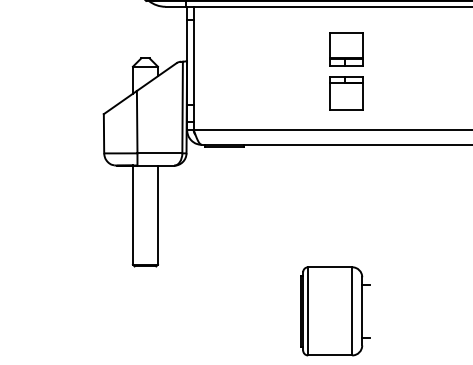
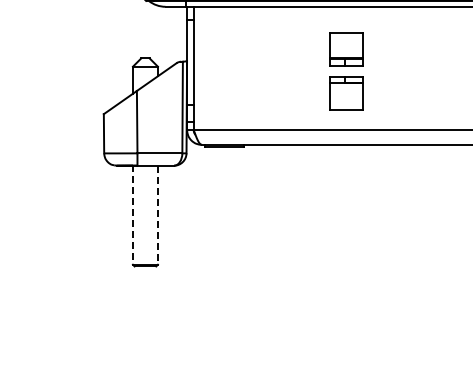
line: solid -> dashed (132, 215)
line: solid -> dashed (157, 215)
part: present -> none (335, 311)
